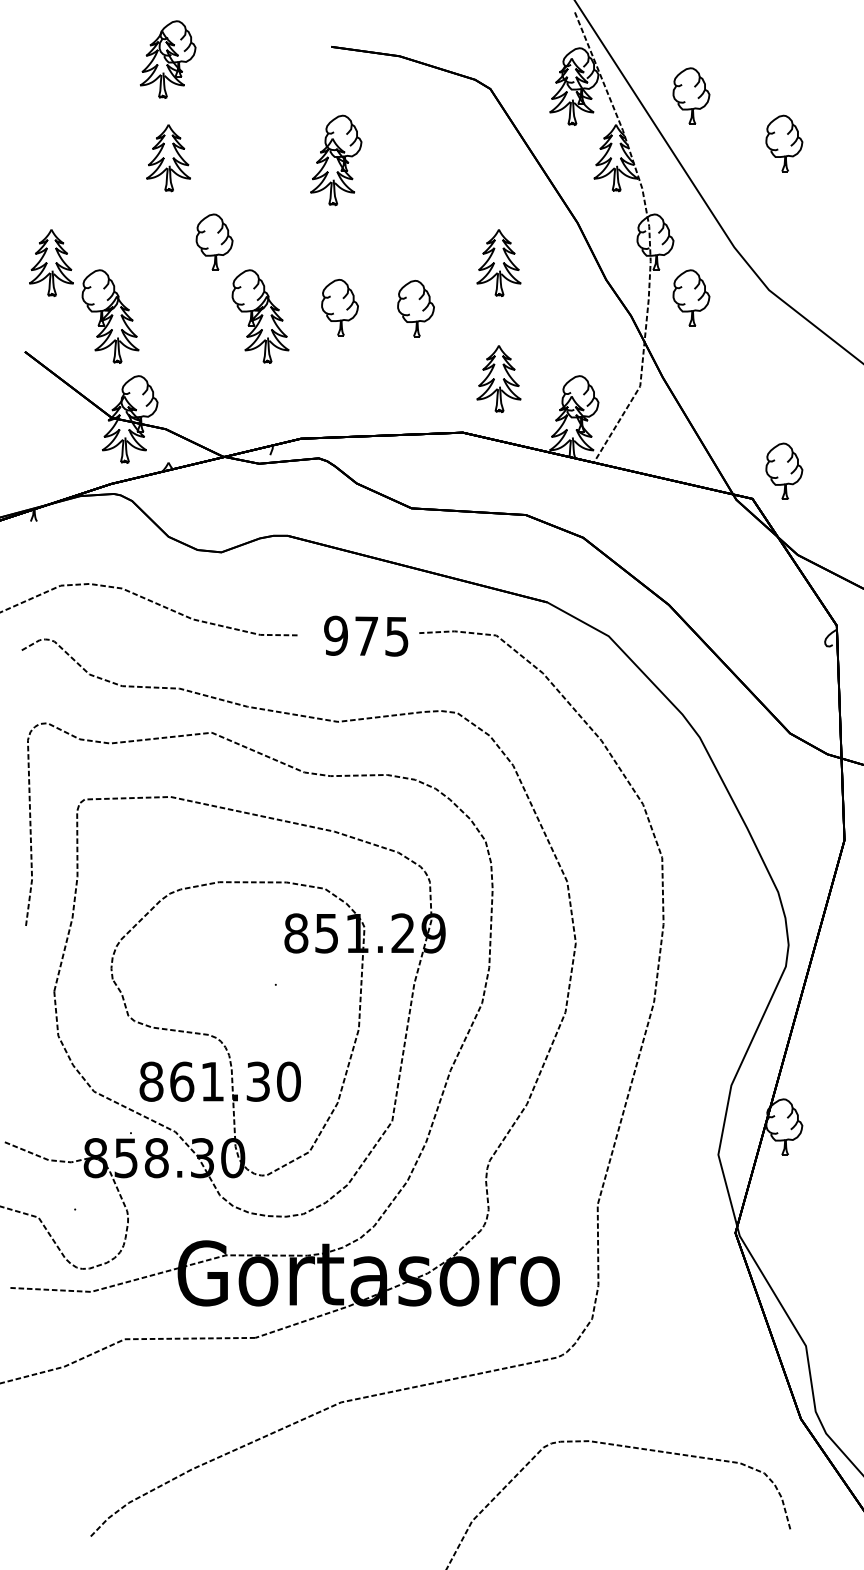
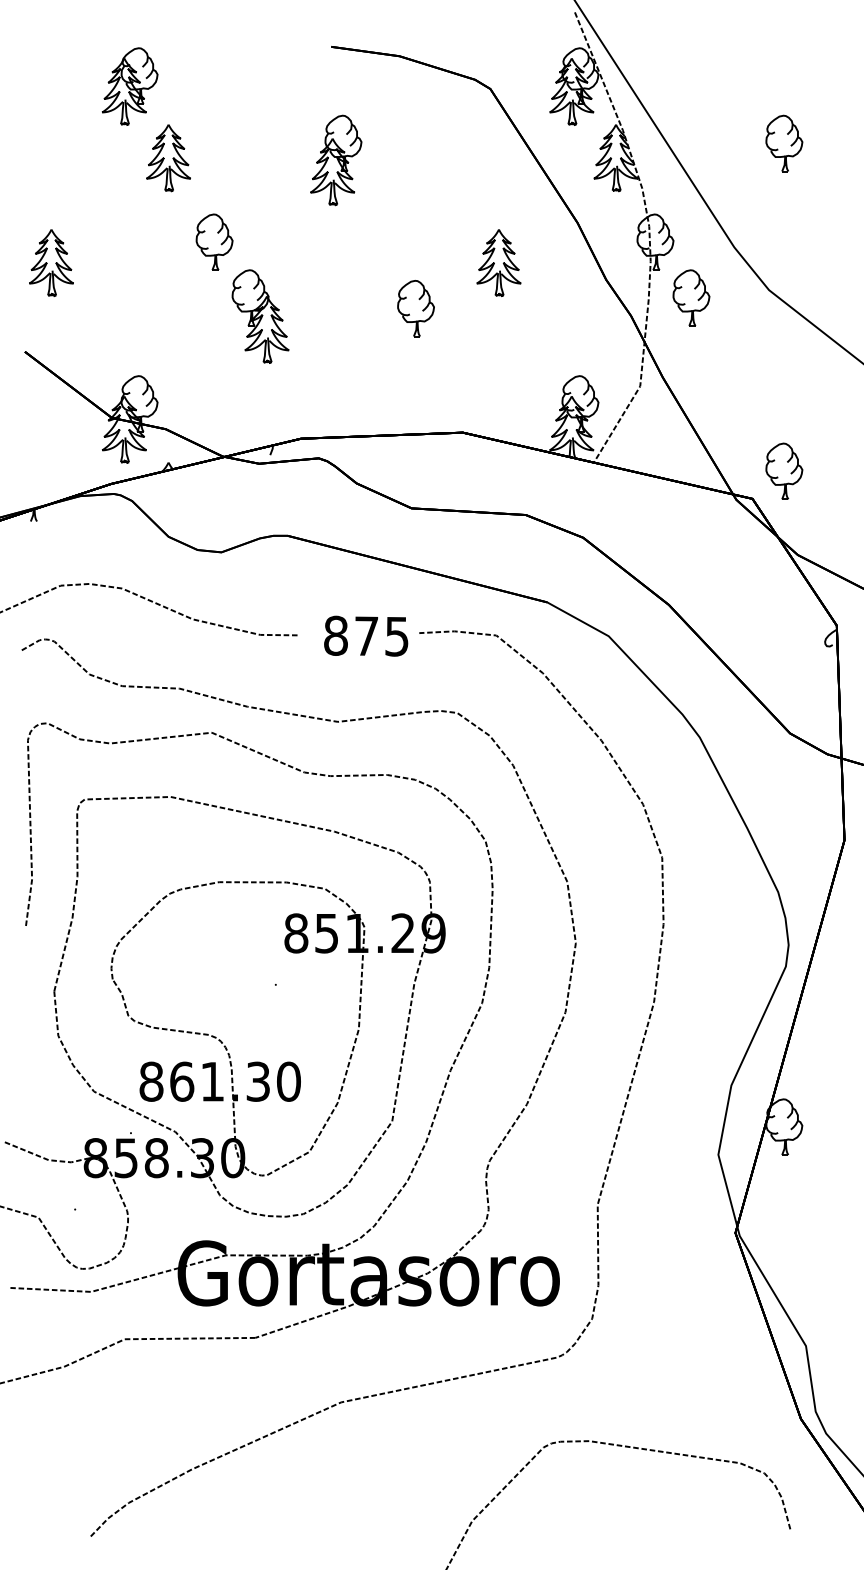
part position: (168, 59) -> (130, 86) (130, 86)
part: present -> none (691, 95)
part: present -> none (339, 307)
part: present -> none (110, 316)
part: present -> none (498, 378)
text: 975 -> 875 (335, 635)
